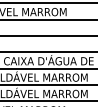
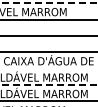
line: solid -> dashed (49, 3)
line: present -> none (48, 68)
line: solid -> dashed (49, 85)
